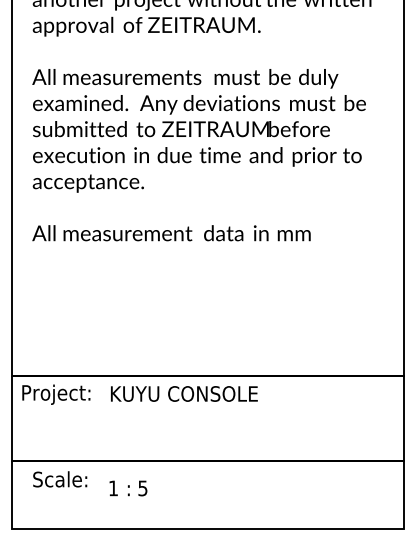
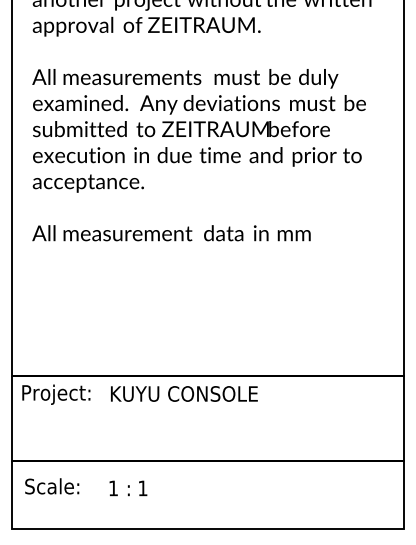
text position: (60, 479) -> (52, 486) (52, 486)
text: 5 -> 1 (142, 488)
